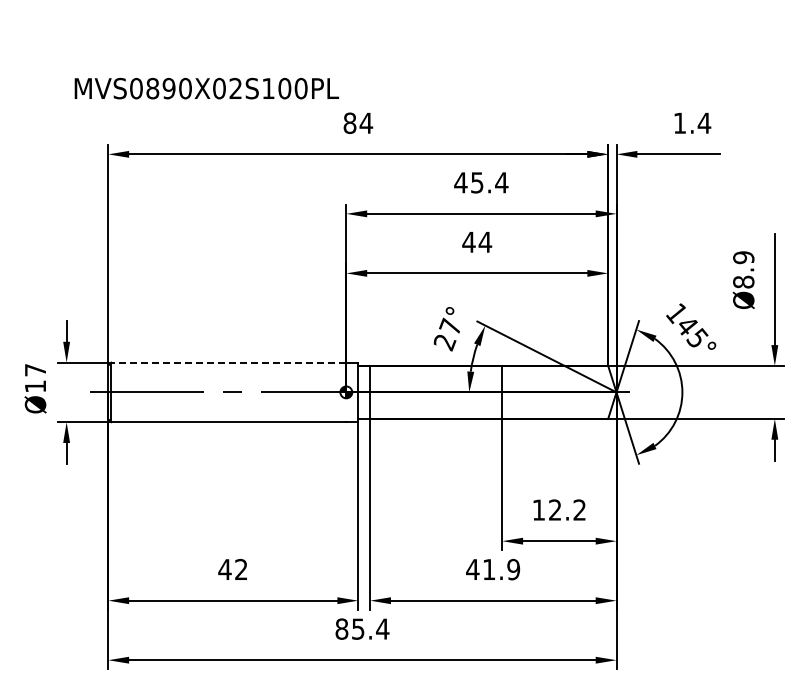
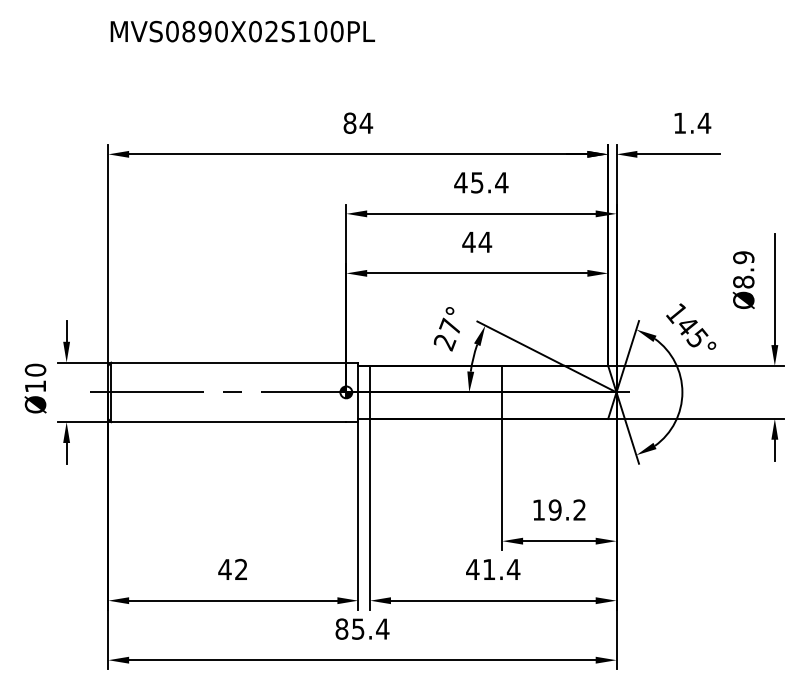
text position: (206, 88) -> (242, 31) (242, 31)
line: dashed -> solid (228, 362)
text: Ø17 -> Ø10 (35, 369)
text: 12.2 -> 19.2 (554, 509)
text: 41.9 -> 41.4 (513, 569)
